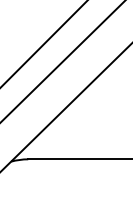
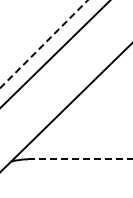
line: solid -> dashed (43, 44)
line position: (62, 61) -> (55, 53) (55, 53)
line: solid -> dashed (80, 159)
